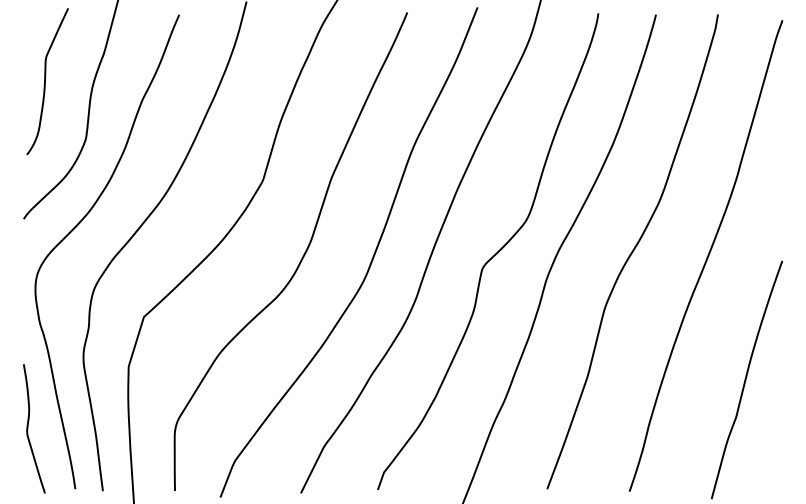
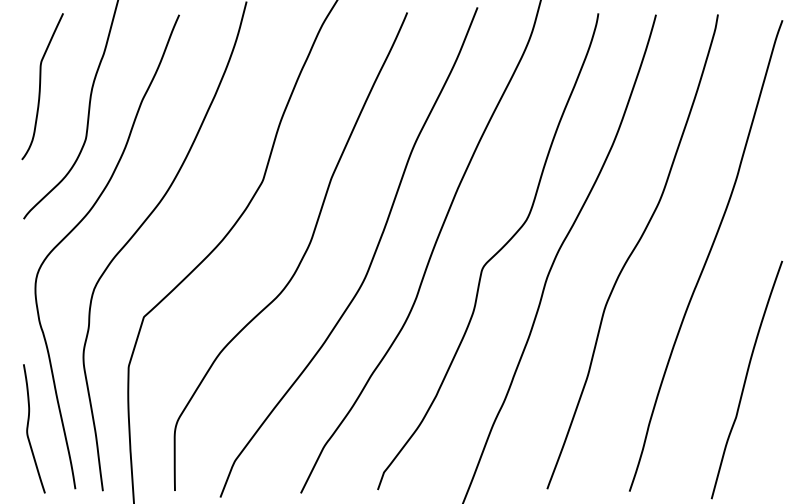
curve position: (45, 81) -> (40, 86) (40, 86)
